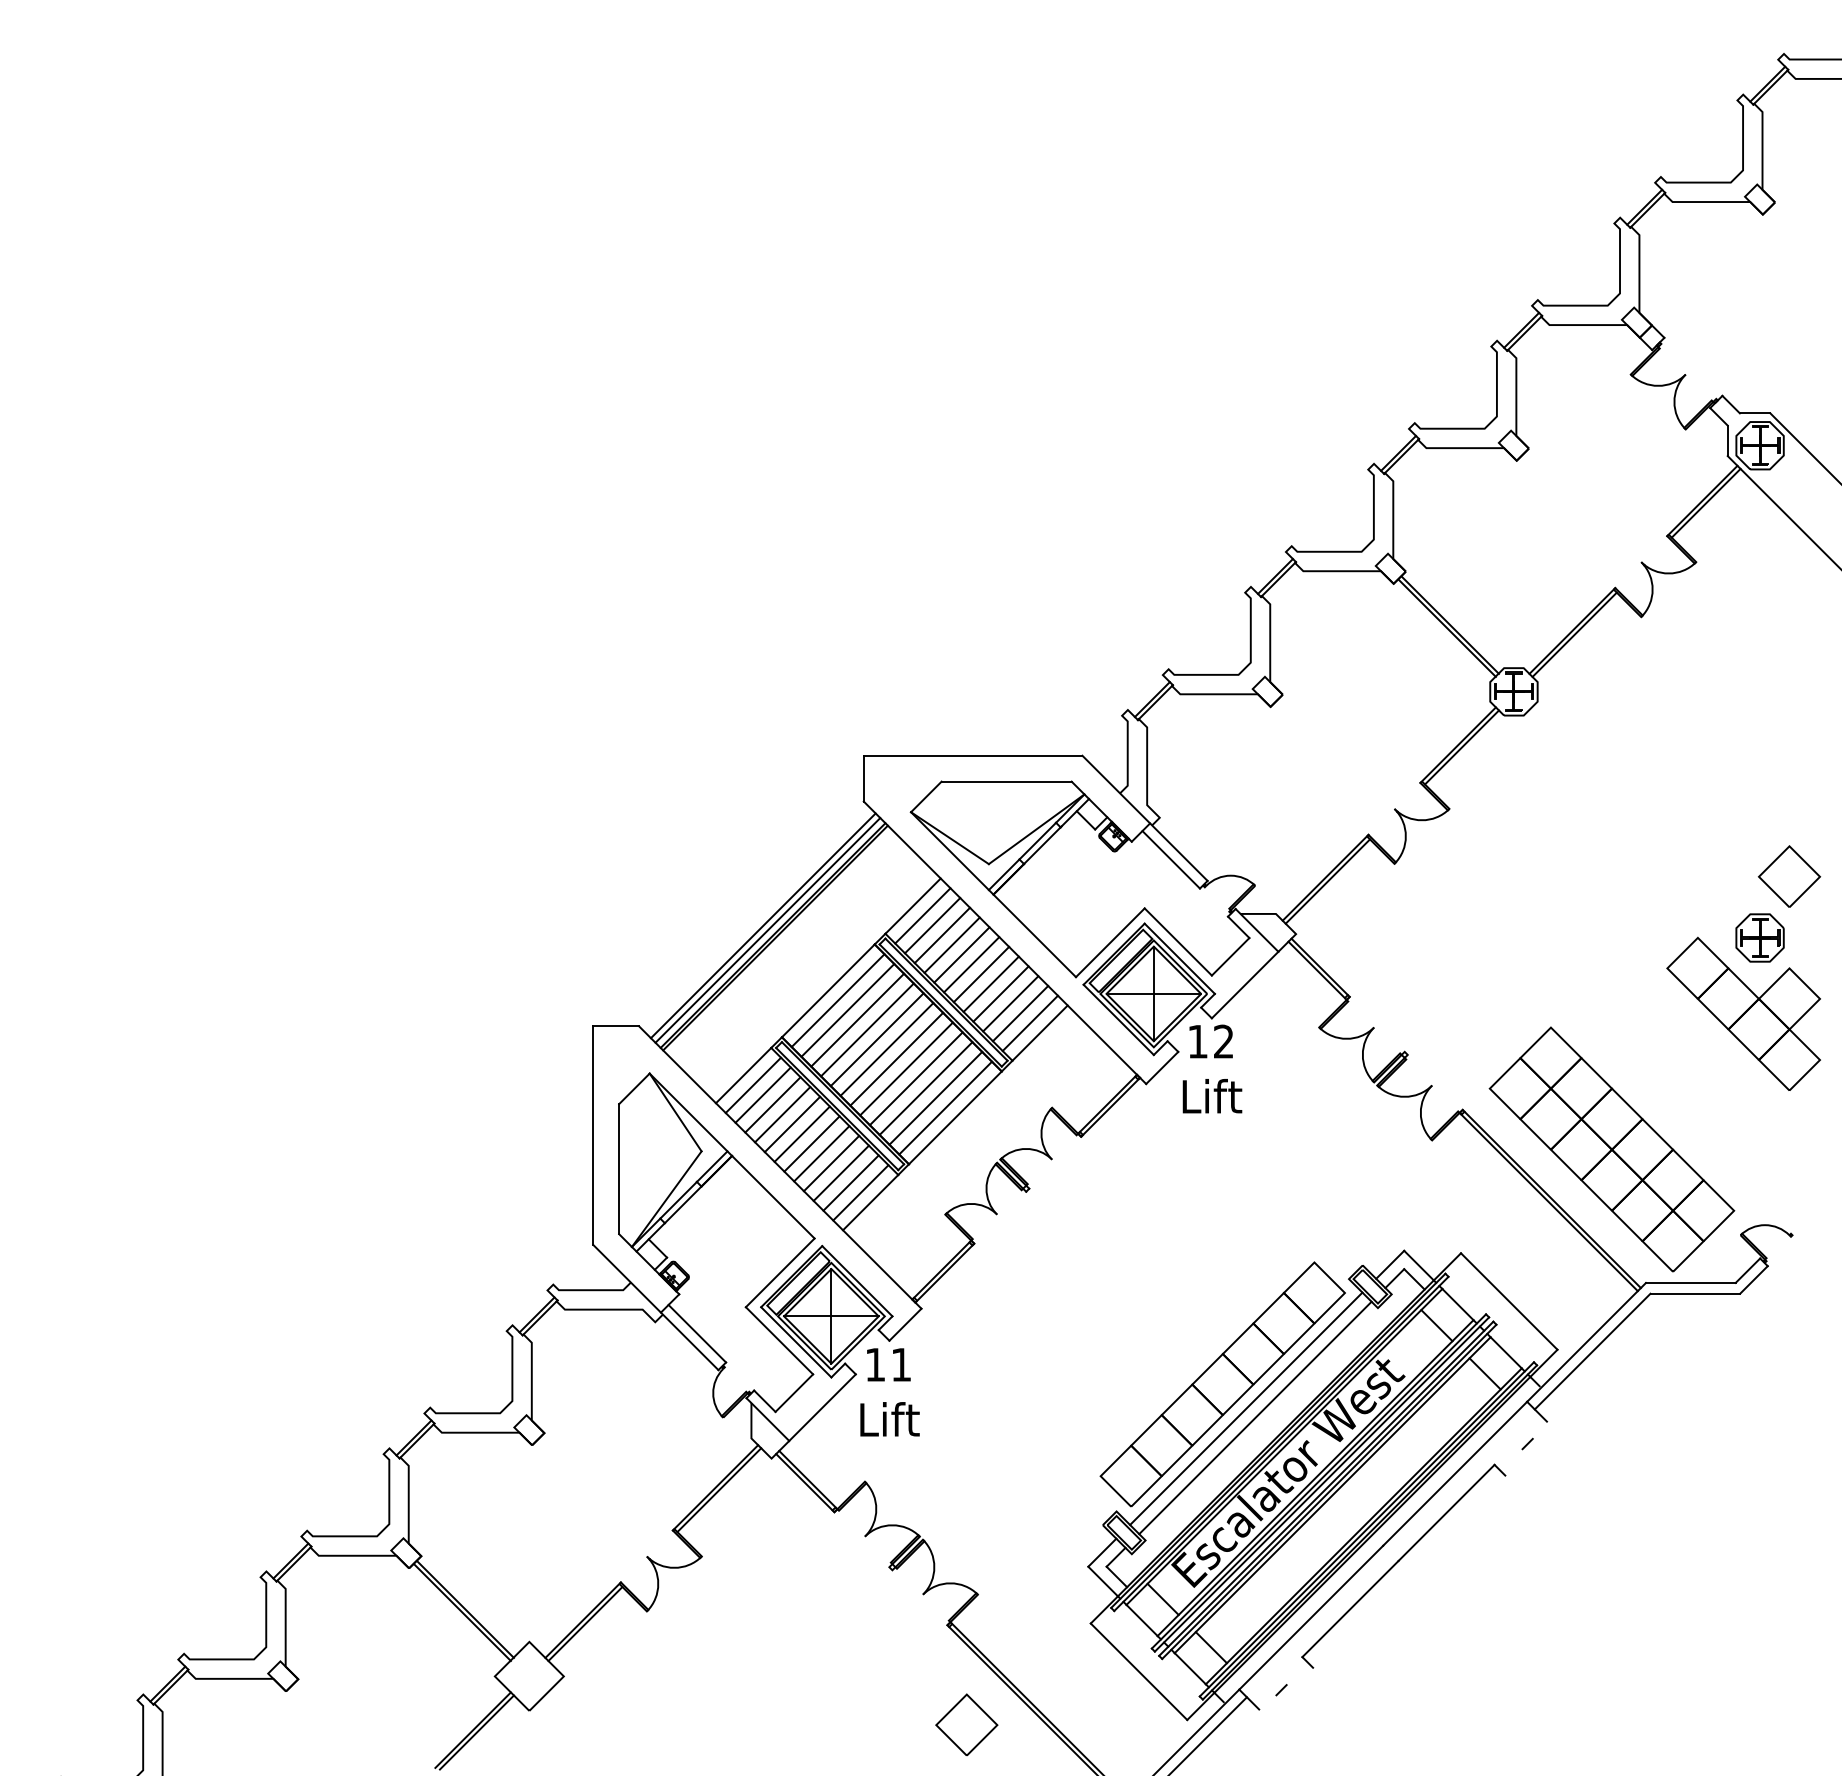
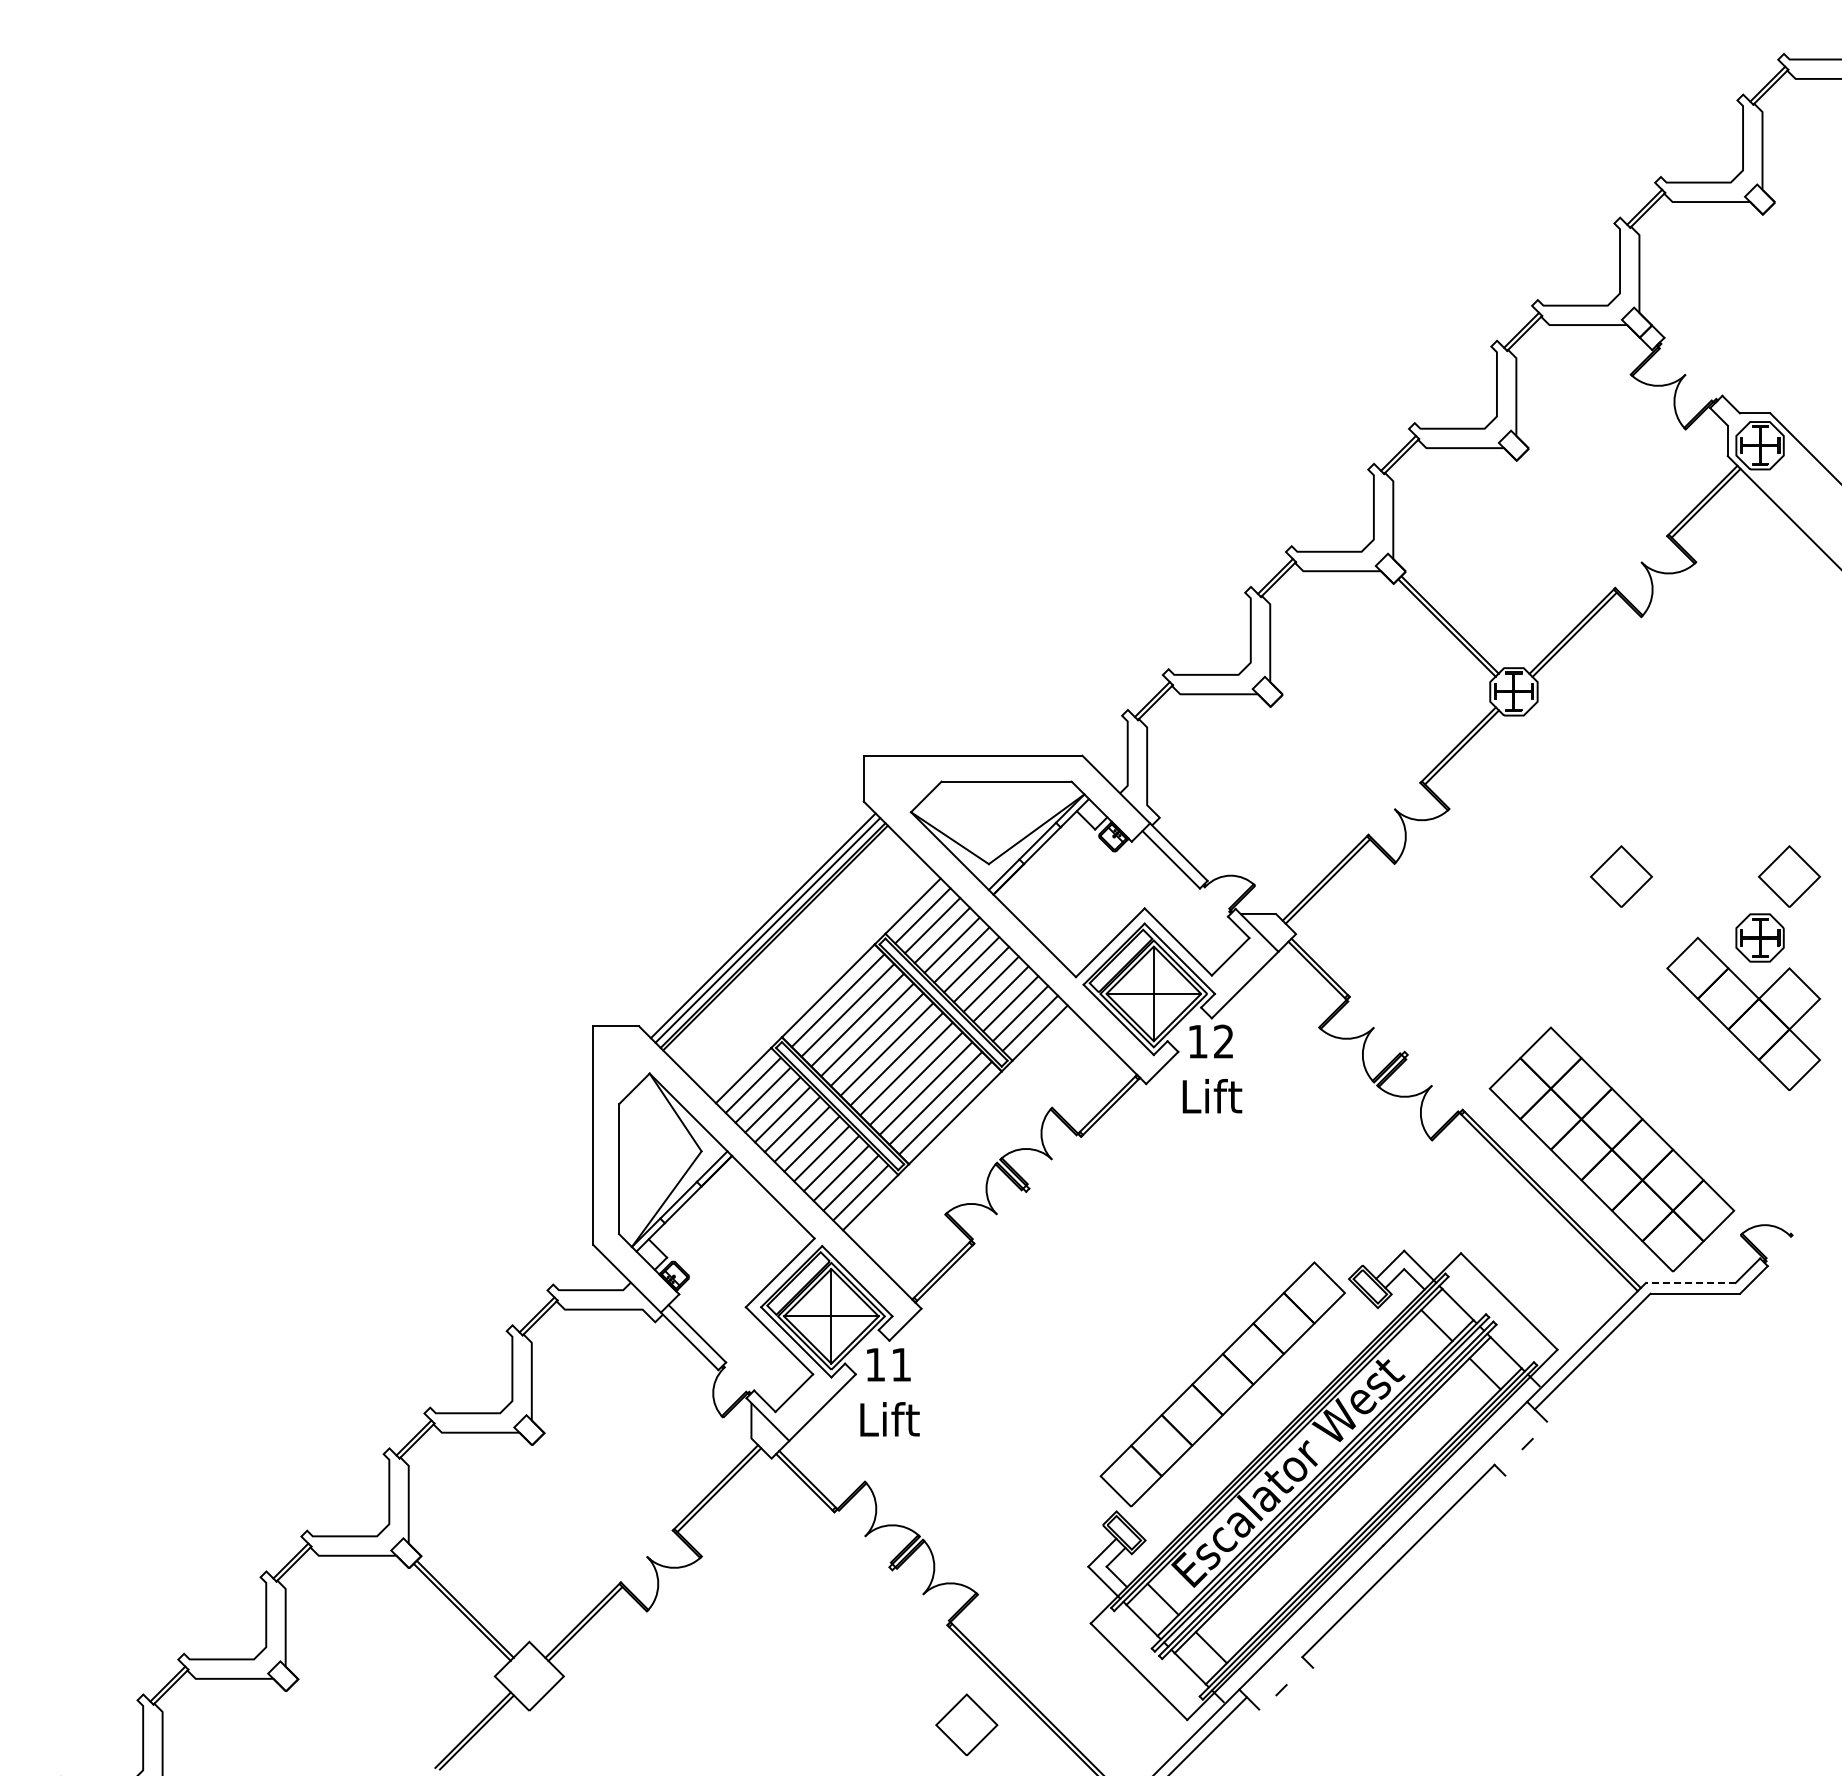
part: none -> present (1621, 876)
line: solid -> dashed (1690, 1282)
line: present -> none (1246, 1408)
line: present -> none (1255, 1417)
